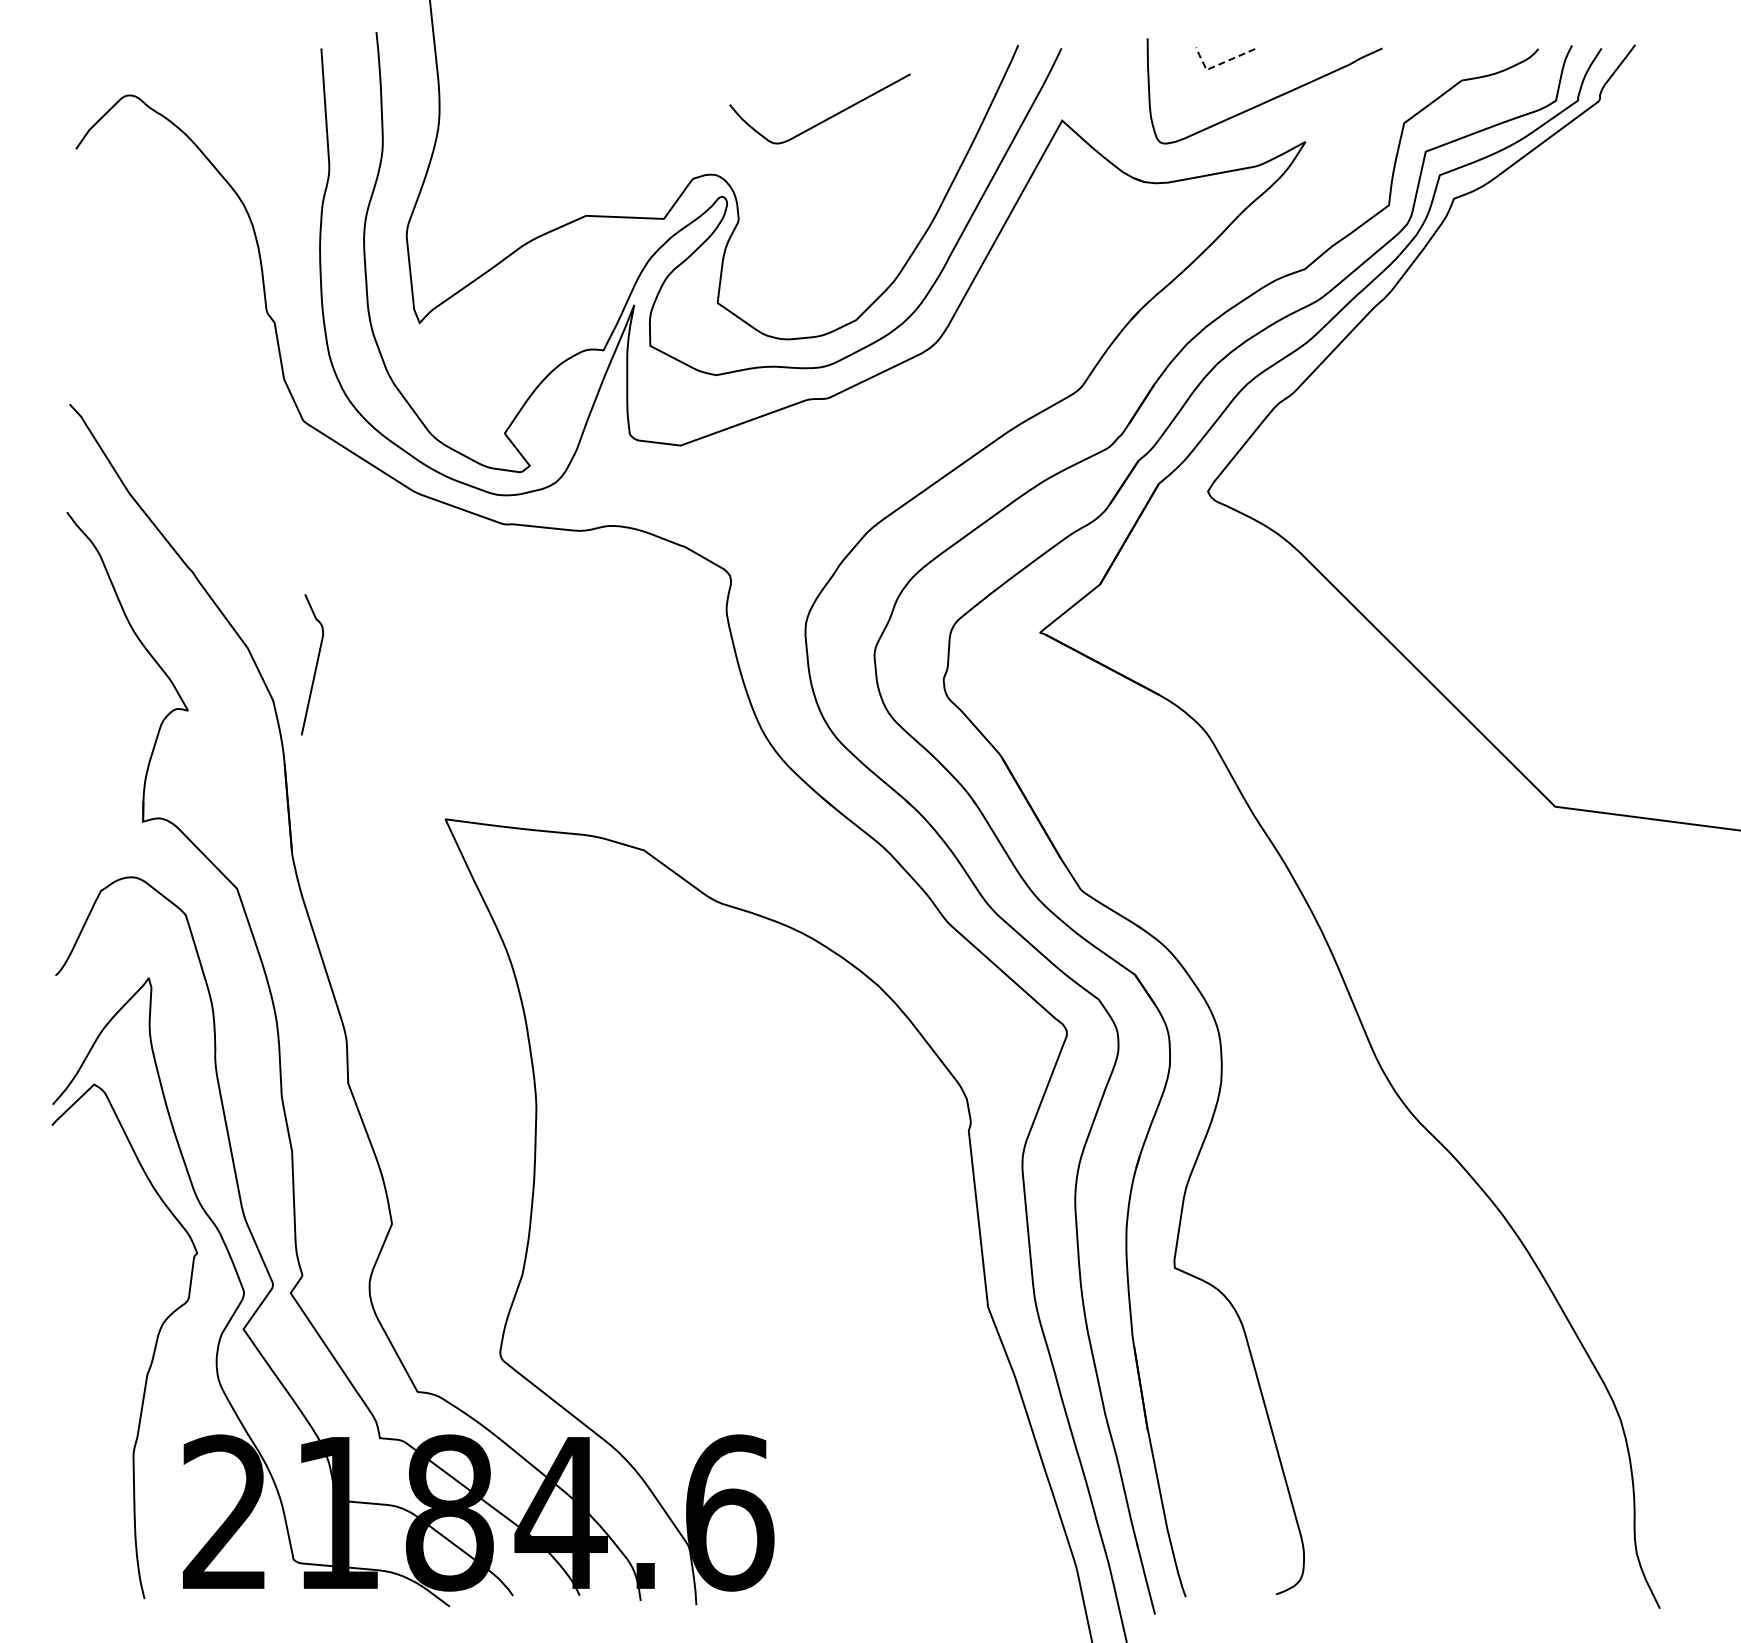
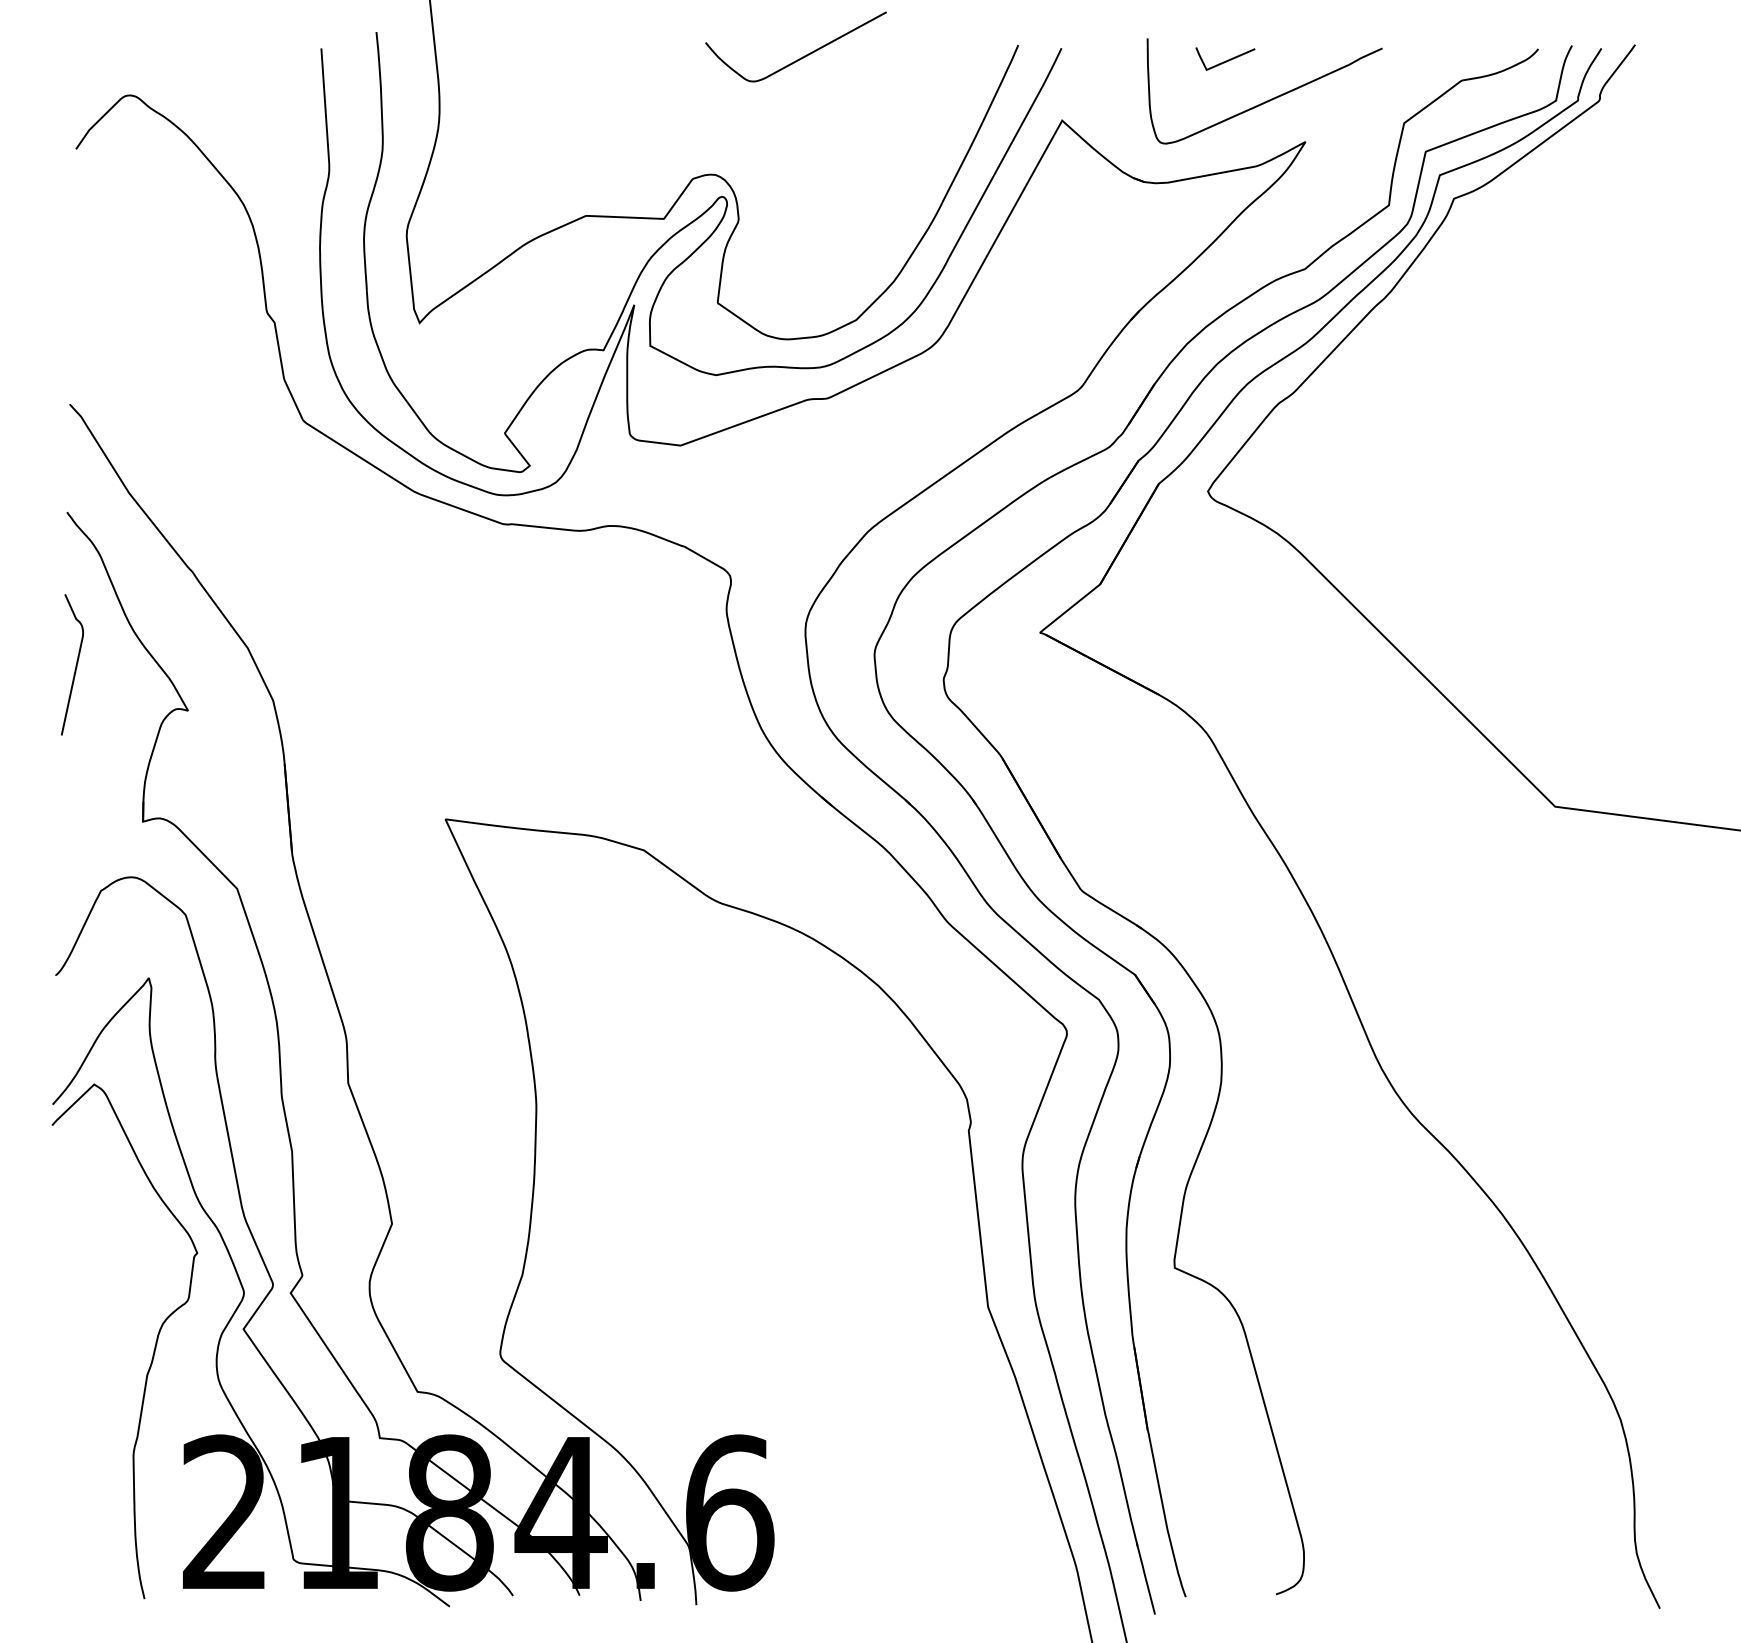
line: dashed -> solid (1217, 65)
curve position: (824, 119) -> (800, 57) (800, 57)
curve position: (315, 665) -> (75, 665) (75, 665)
